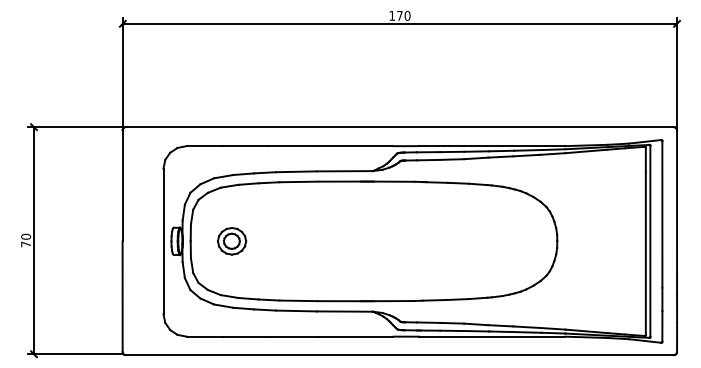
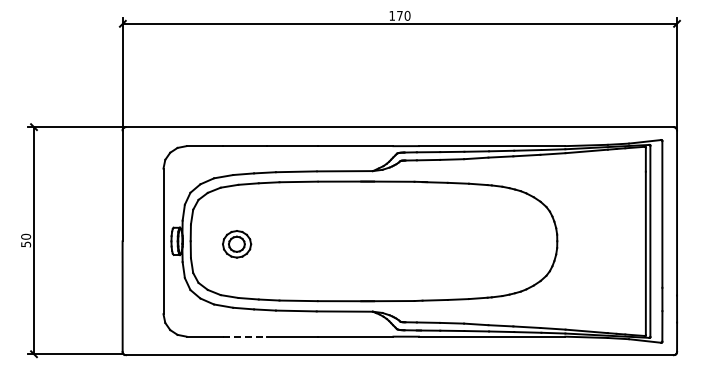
part position: (232, 241) -> (237, 244) (237, 244)
text: 70 -> 50 (26, 244)
line: solid -> dashed (245, 336)
